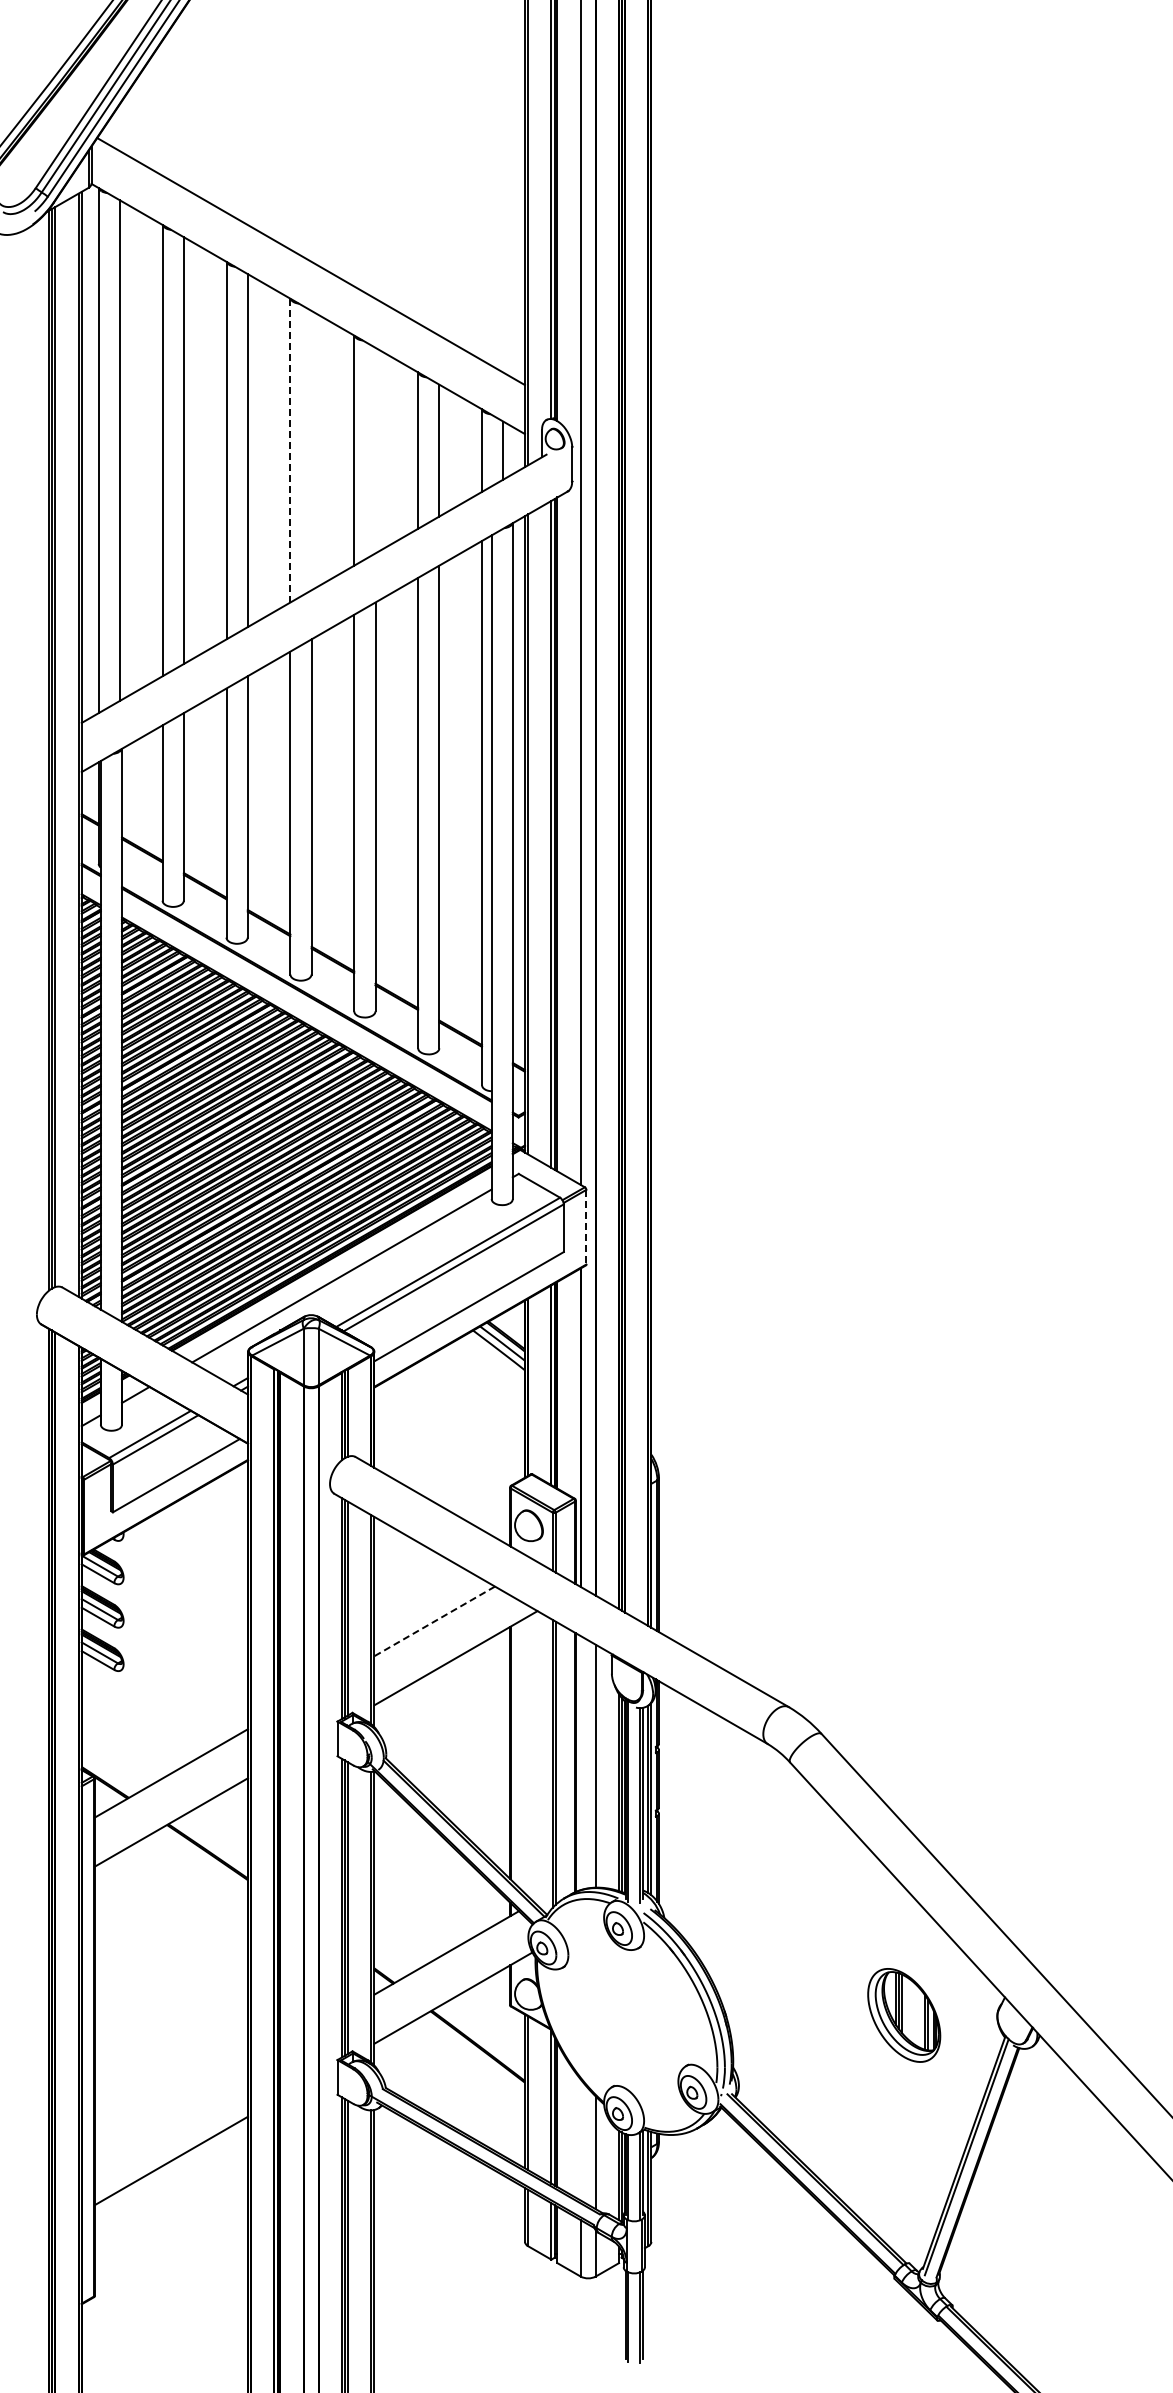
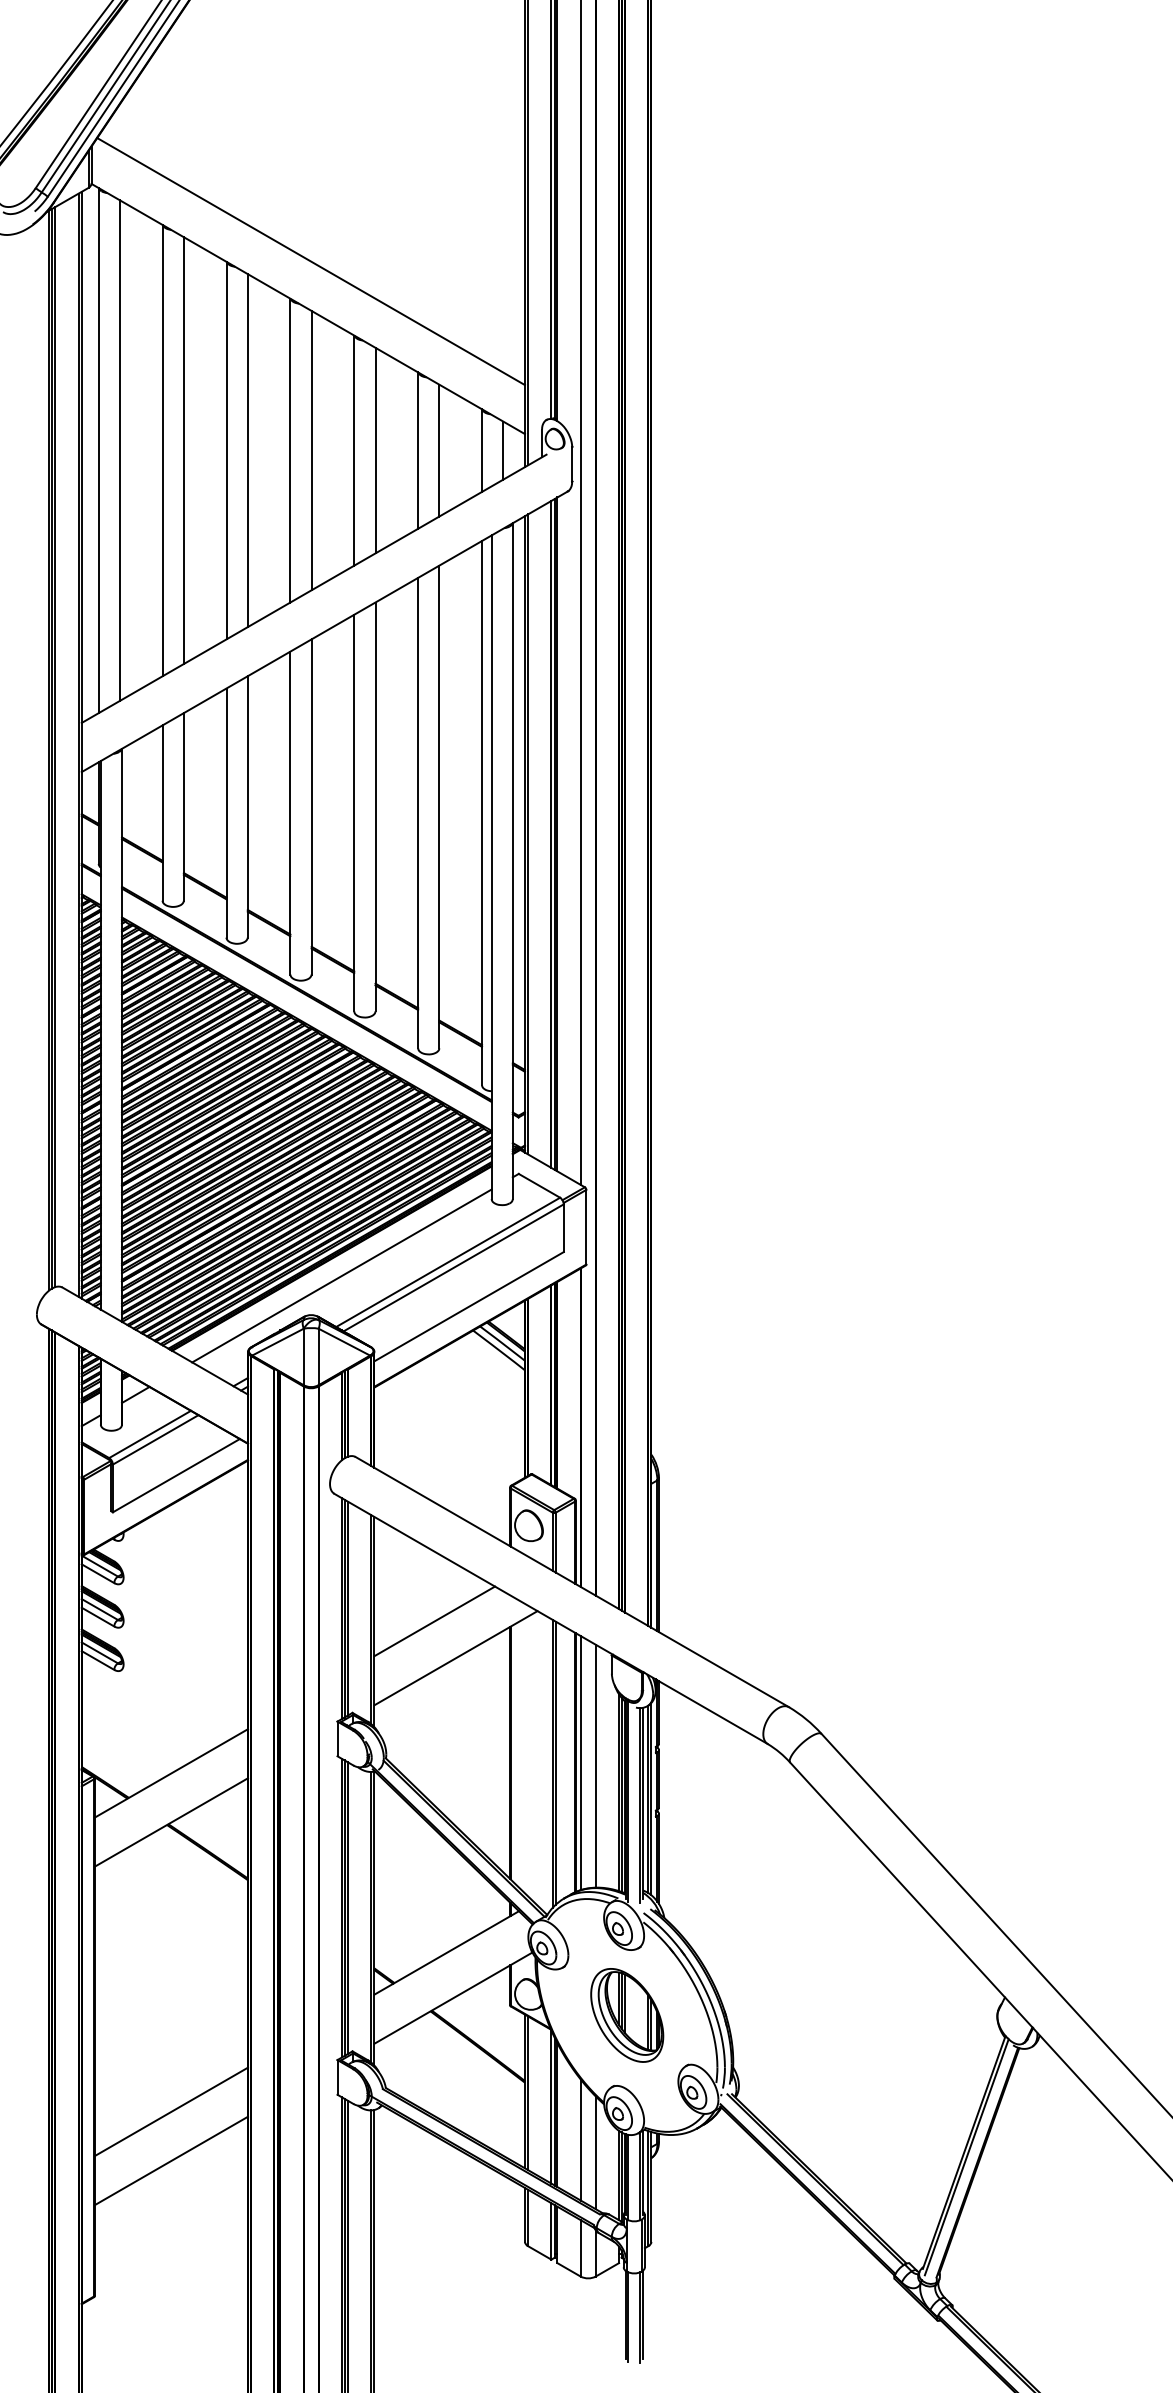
line: dashed -> solid (290, 450)
line: none -> present (311, 450)
line: none -> present (375, 450)
line: dashed -> solid (586, 1227)
line: dashed -> solid (434, 1621)
line: none -> present (580, 1763)
part position: (904, 2015) -> (627, 2015) (627, 2015)
line: none -> present (170, 2111)
line: none -> present (580, 2139)
